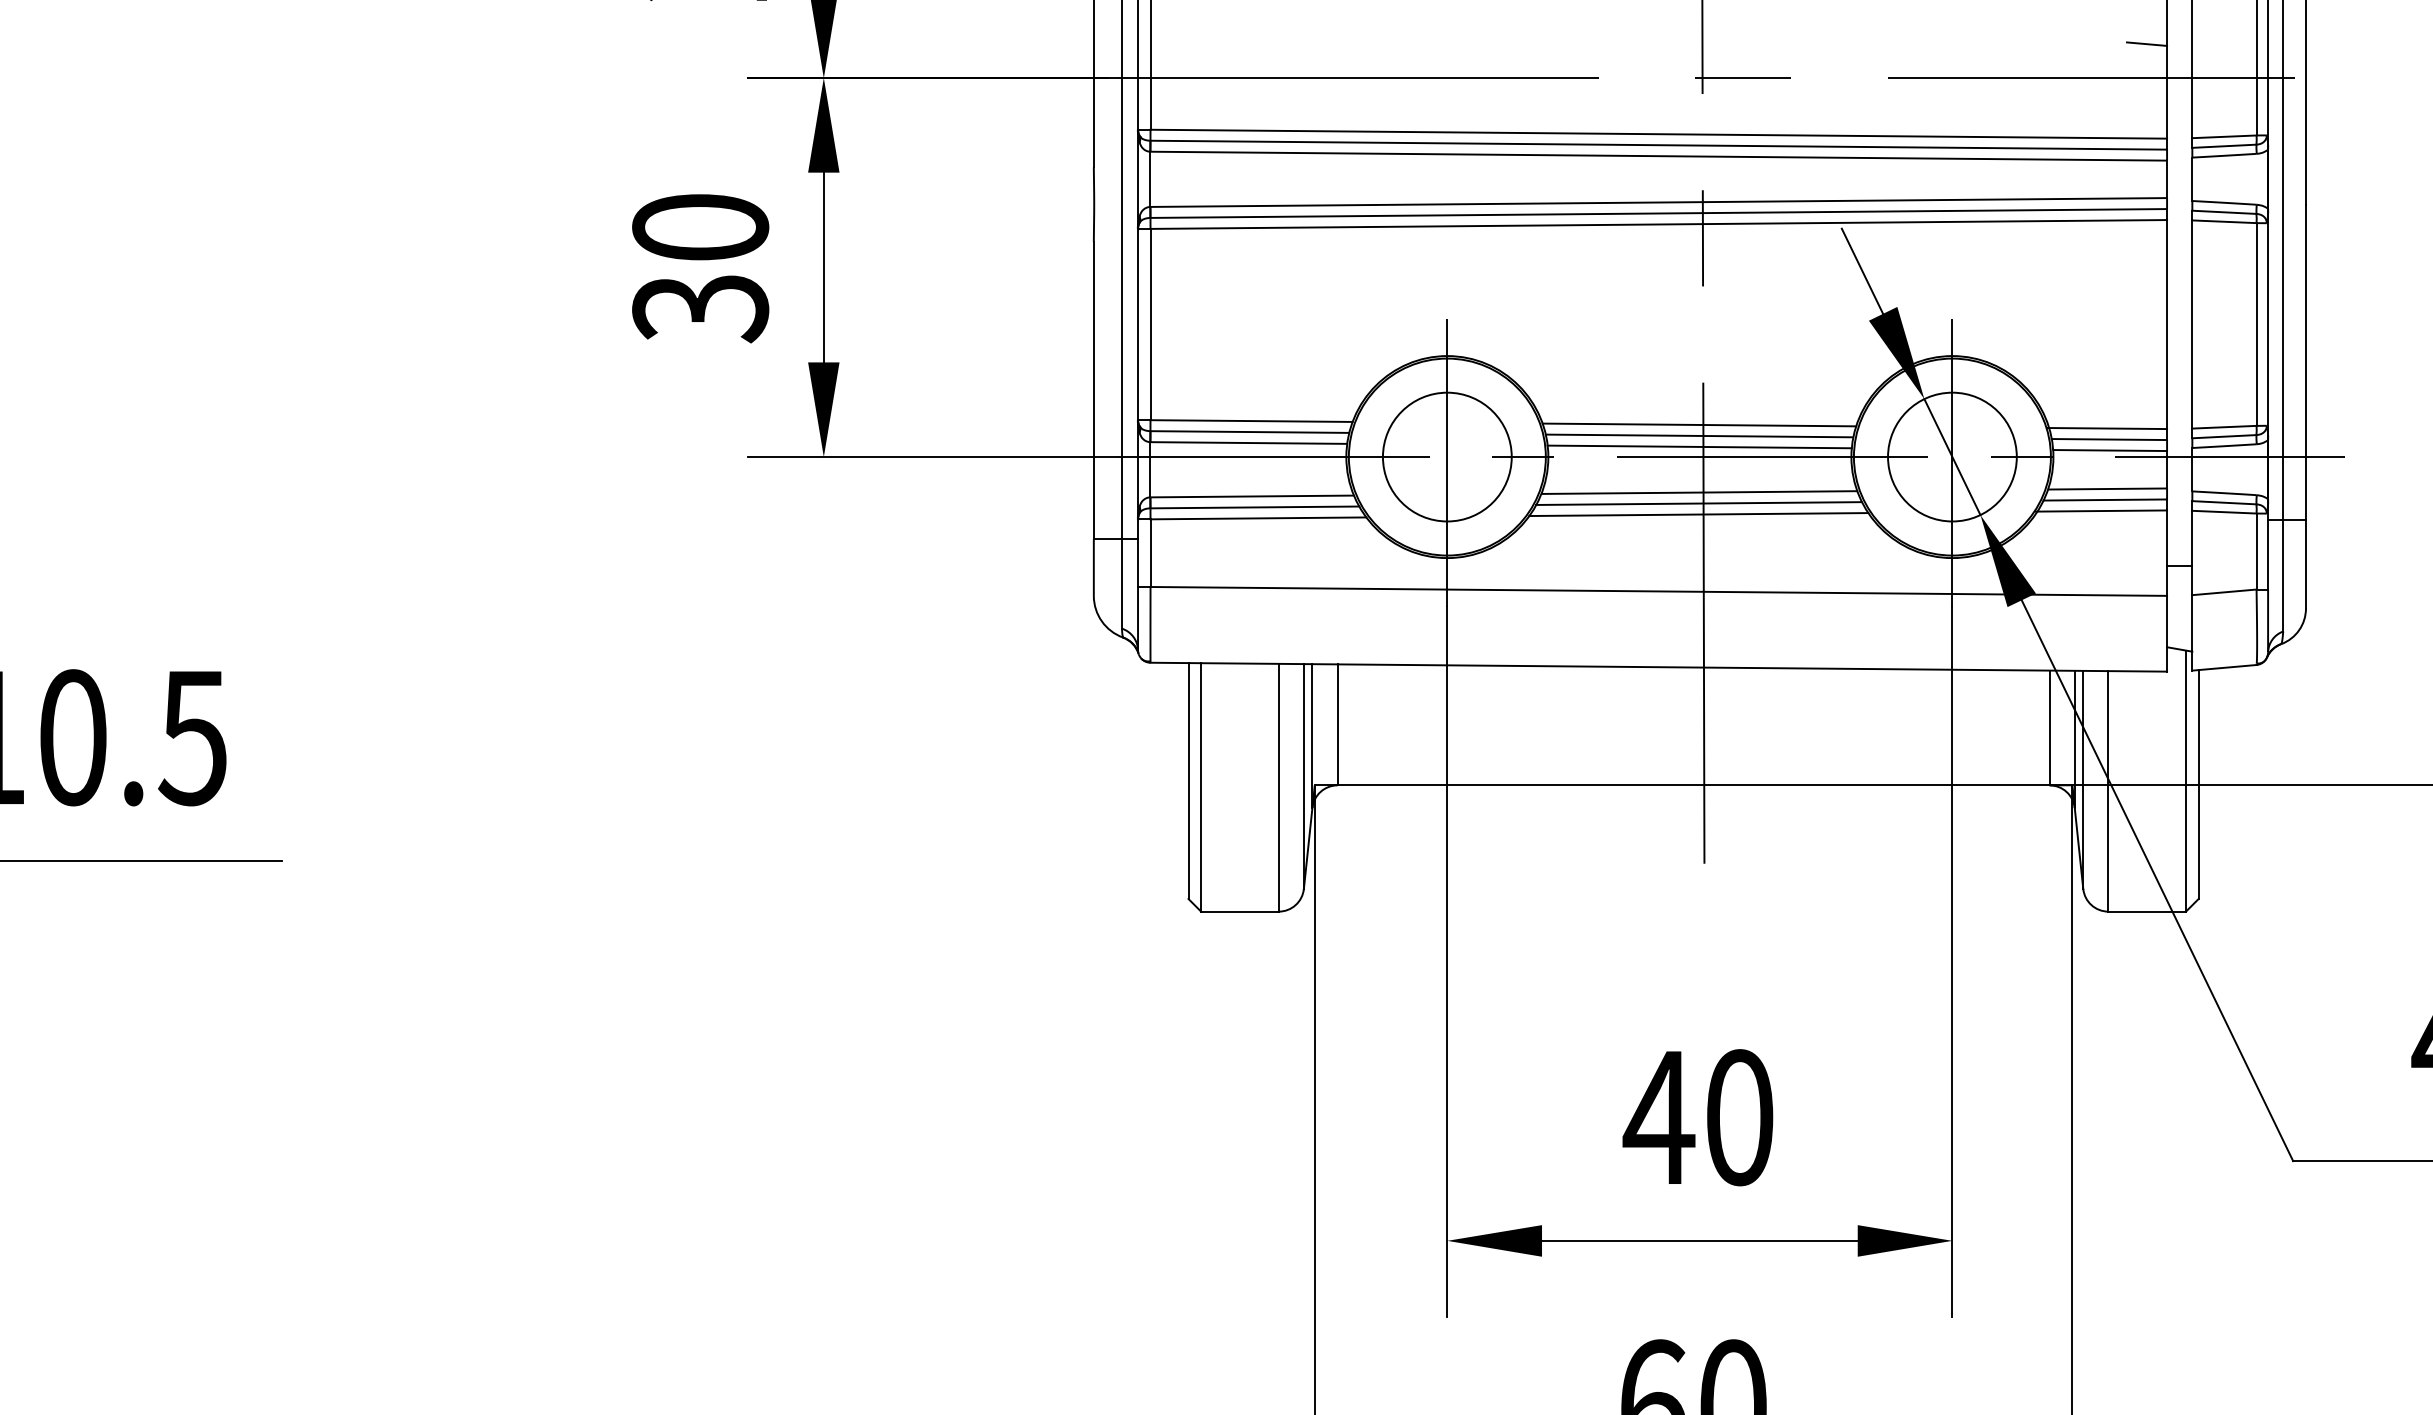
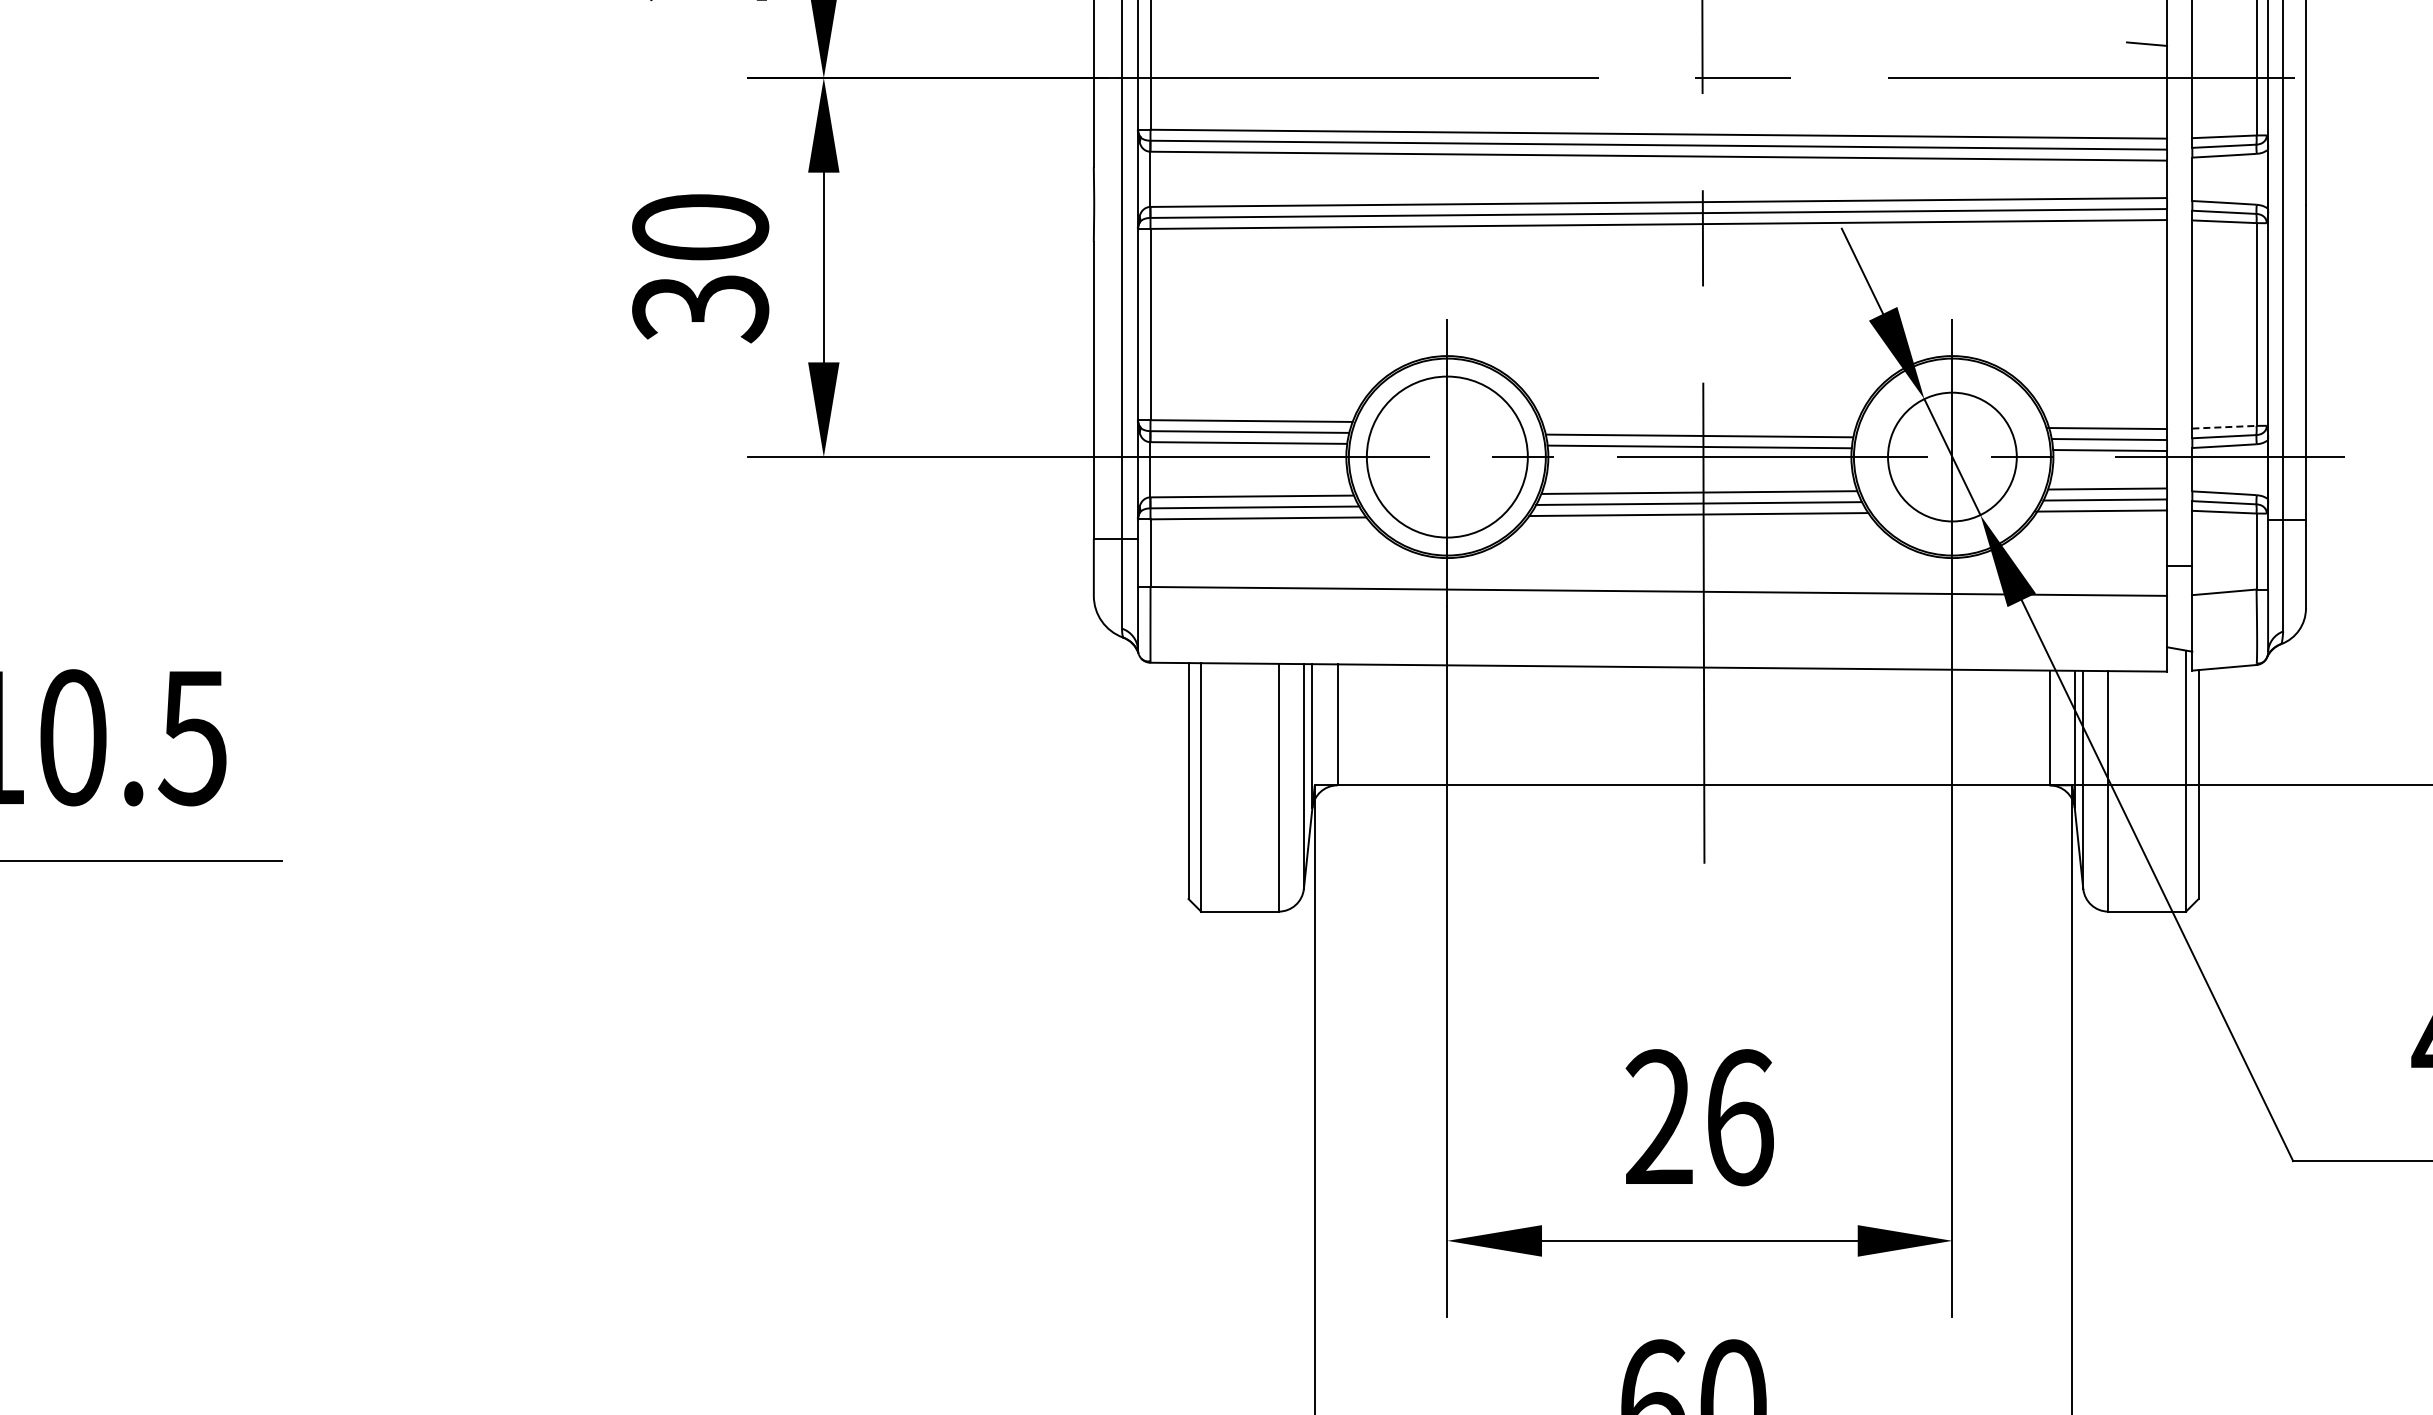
line: present -> none (1699, 424)
line: solid -> dashed (2224, 427)
circle diameter: 129 px -> 161 px (1446, 456)
text: 40 -> 26 (1697, 1117)
